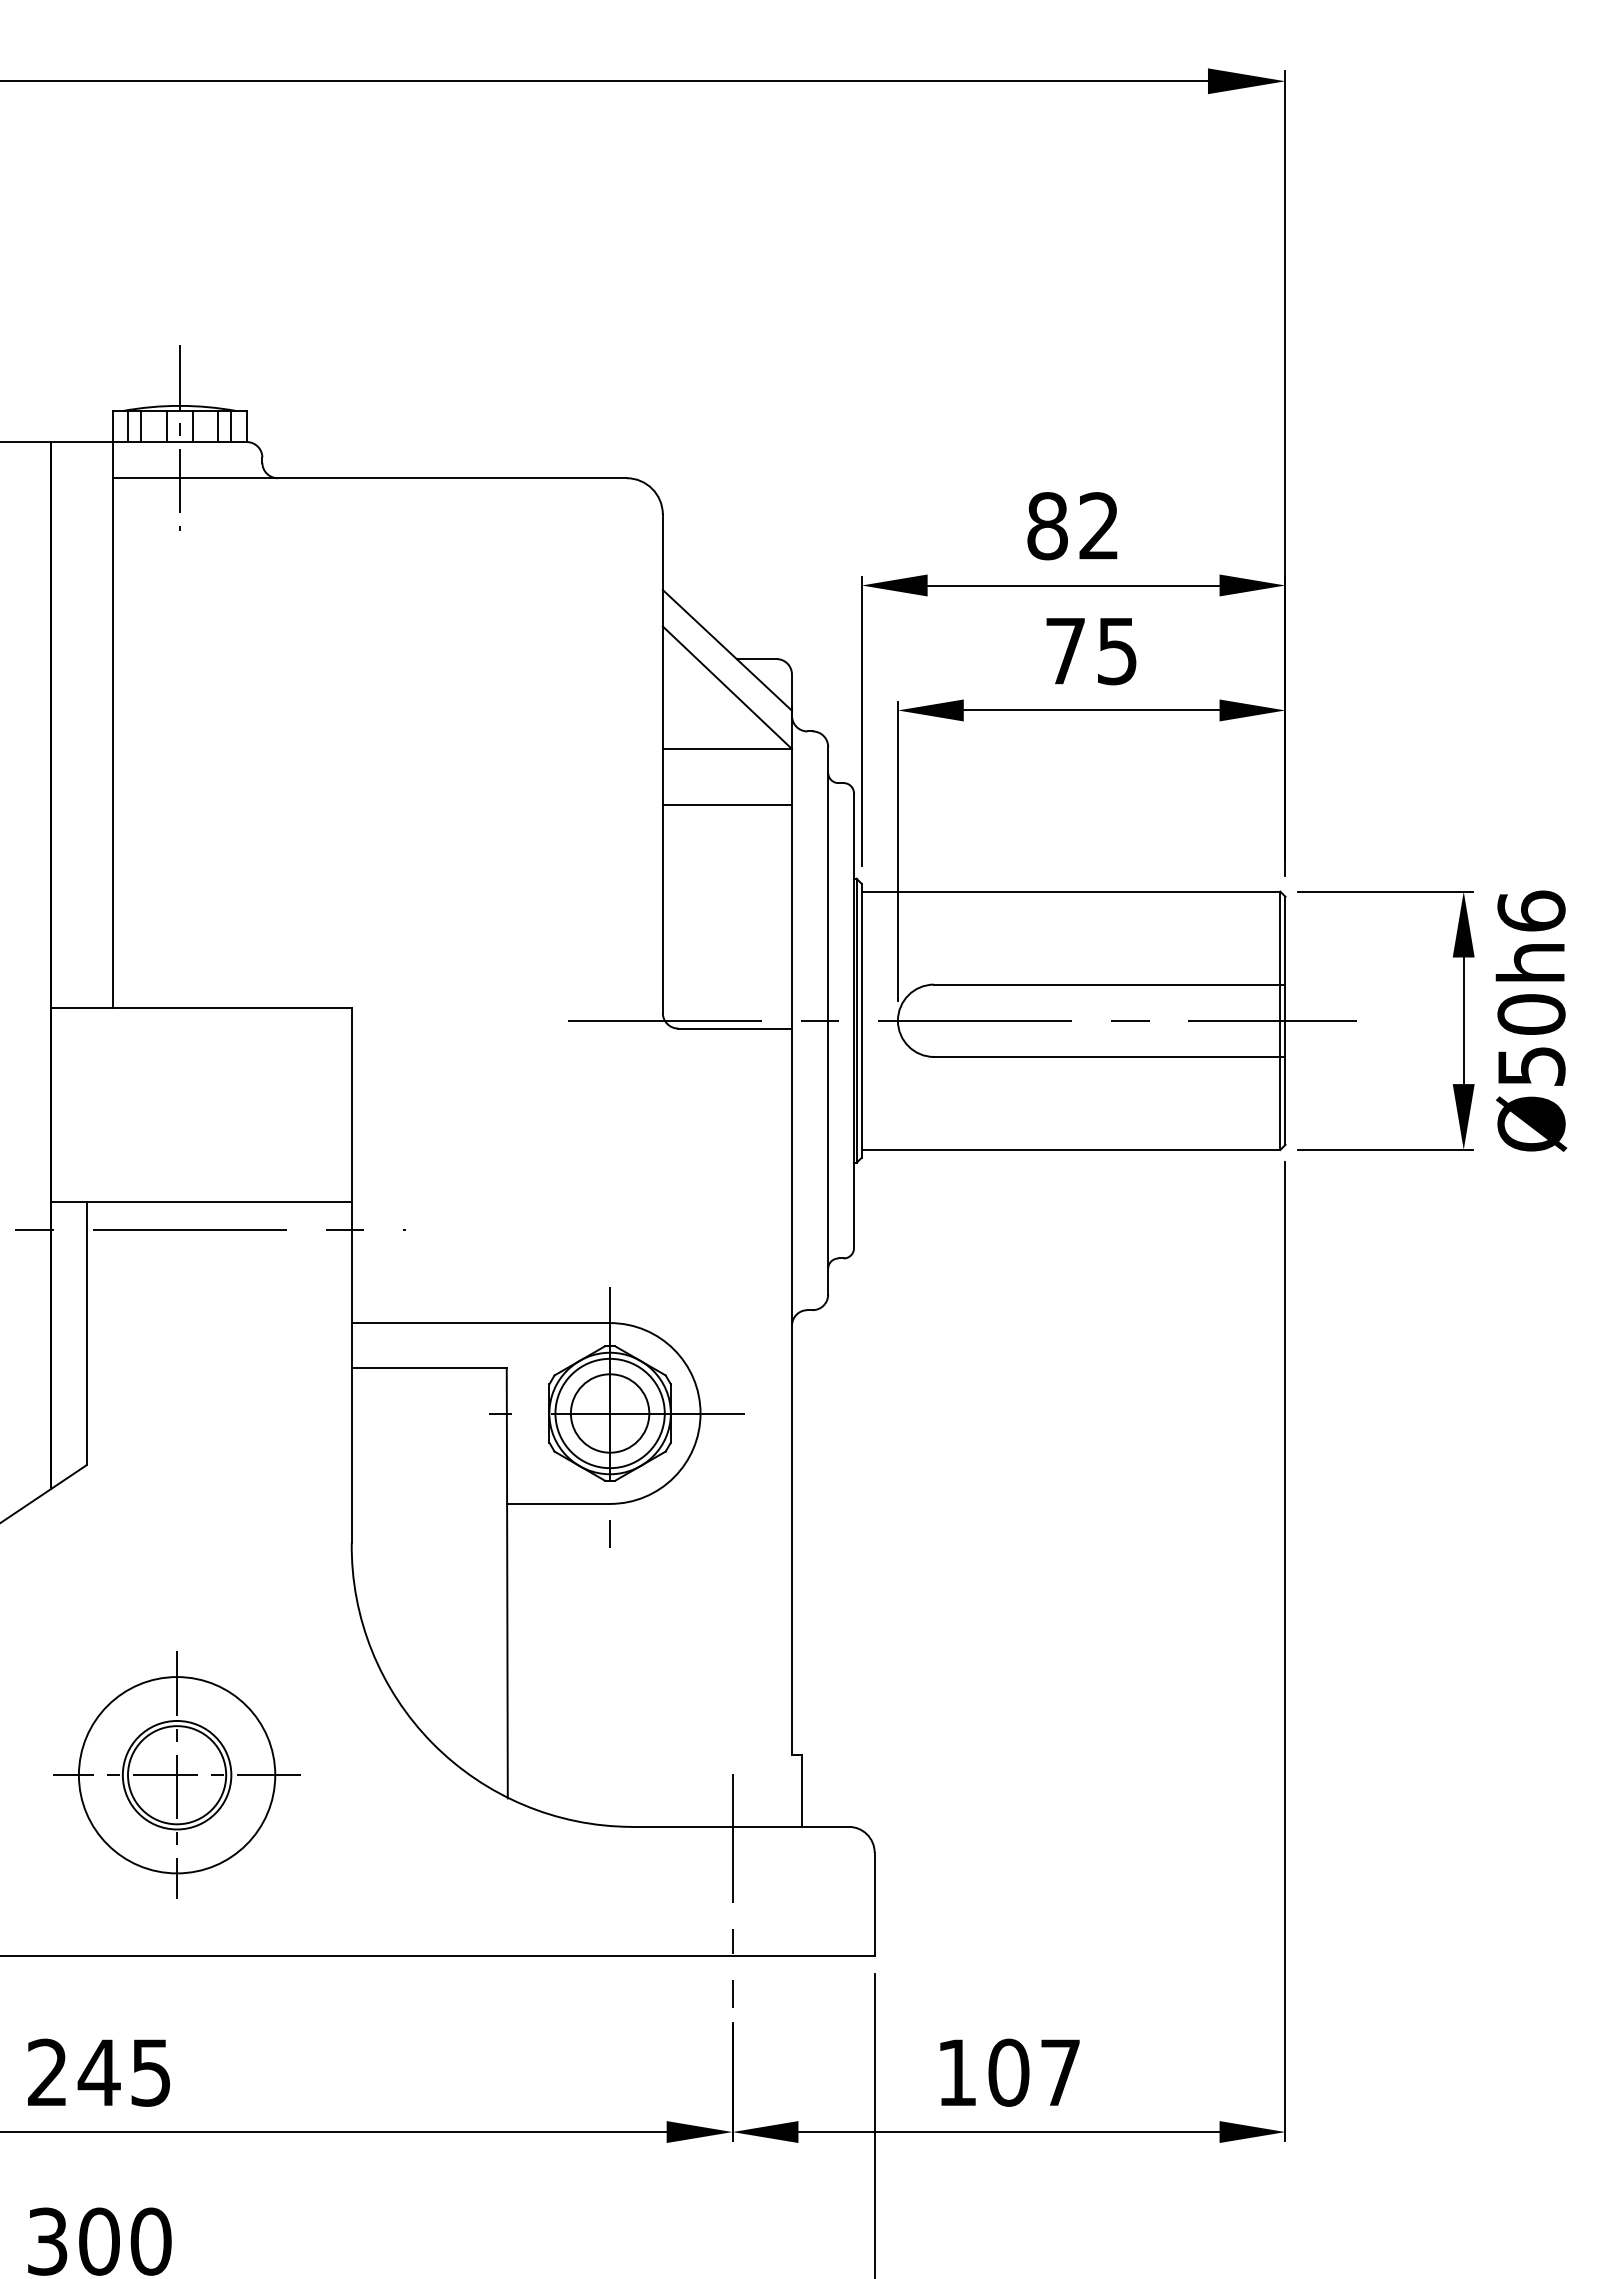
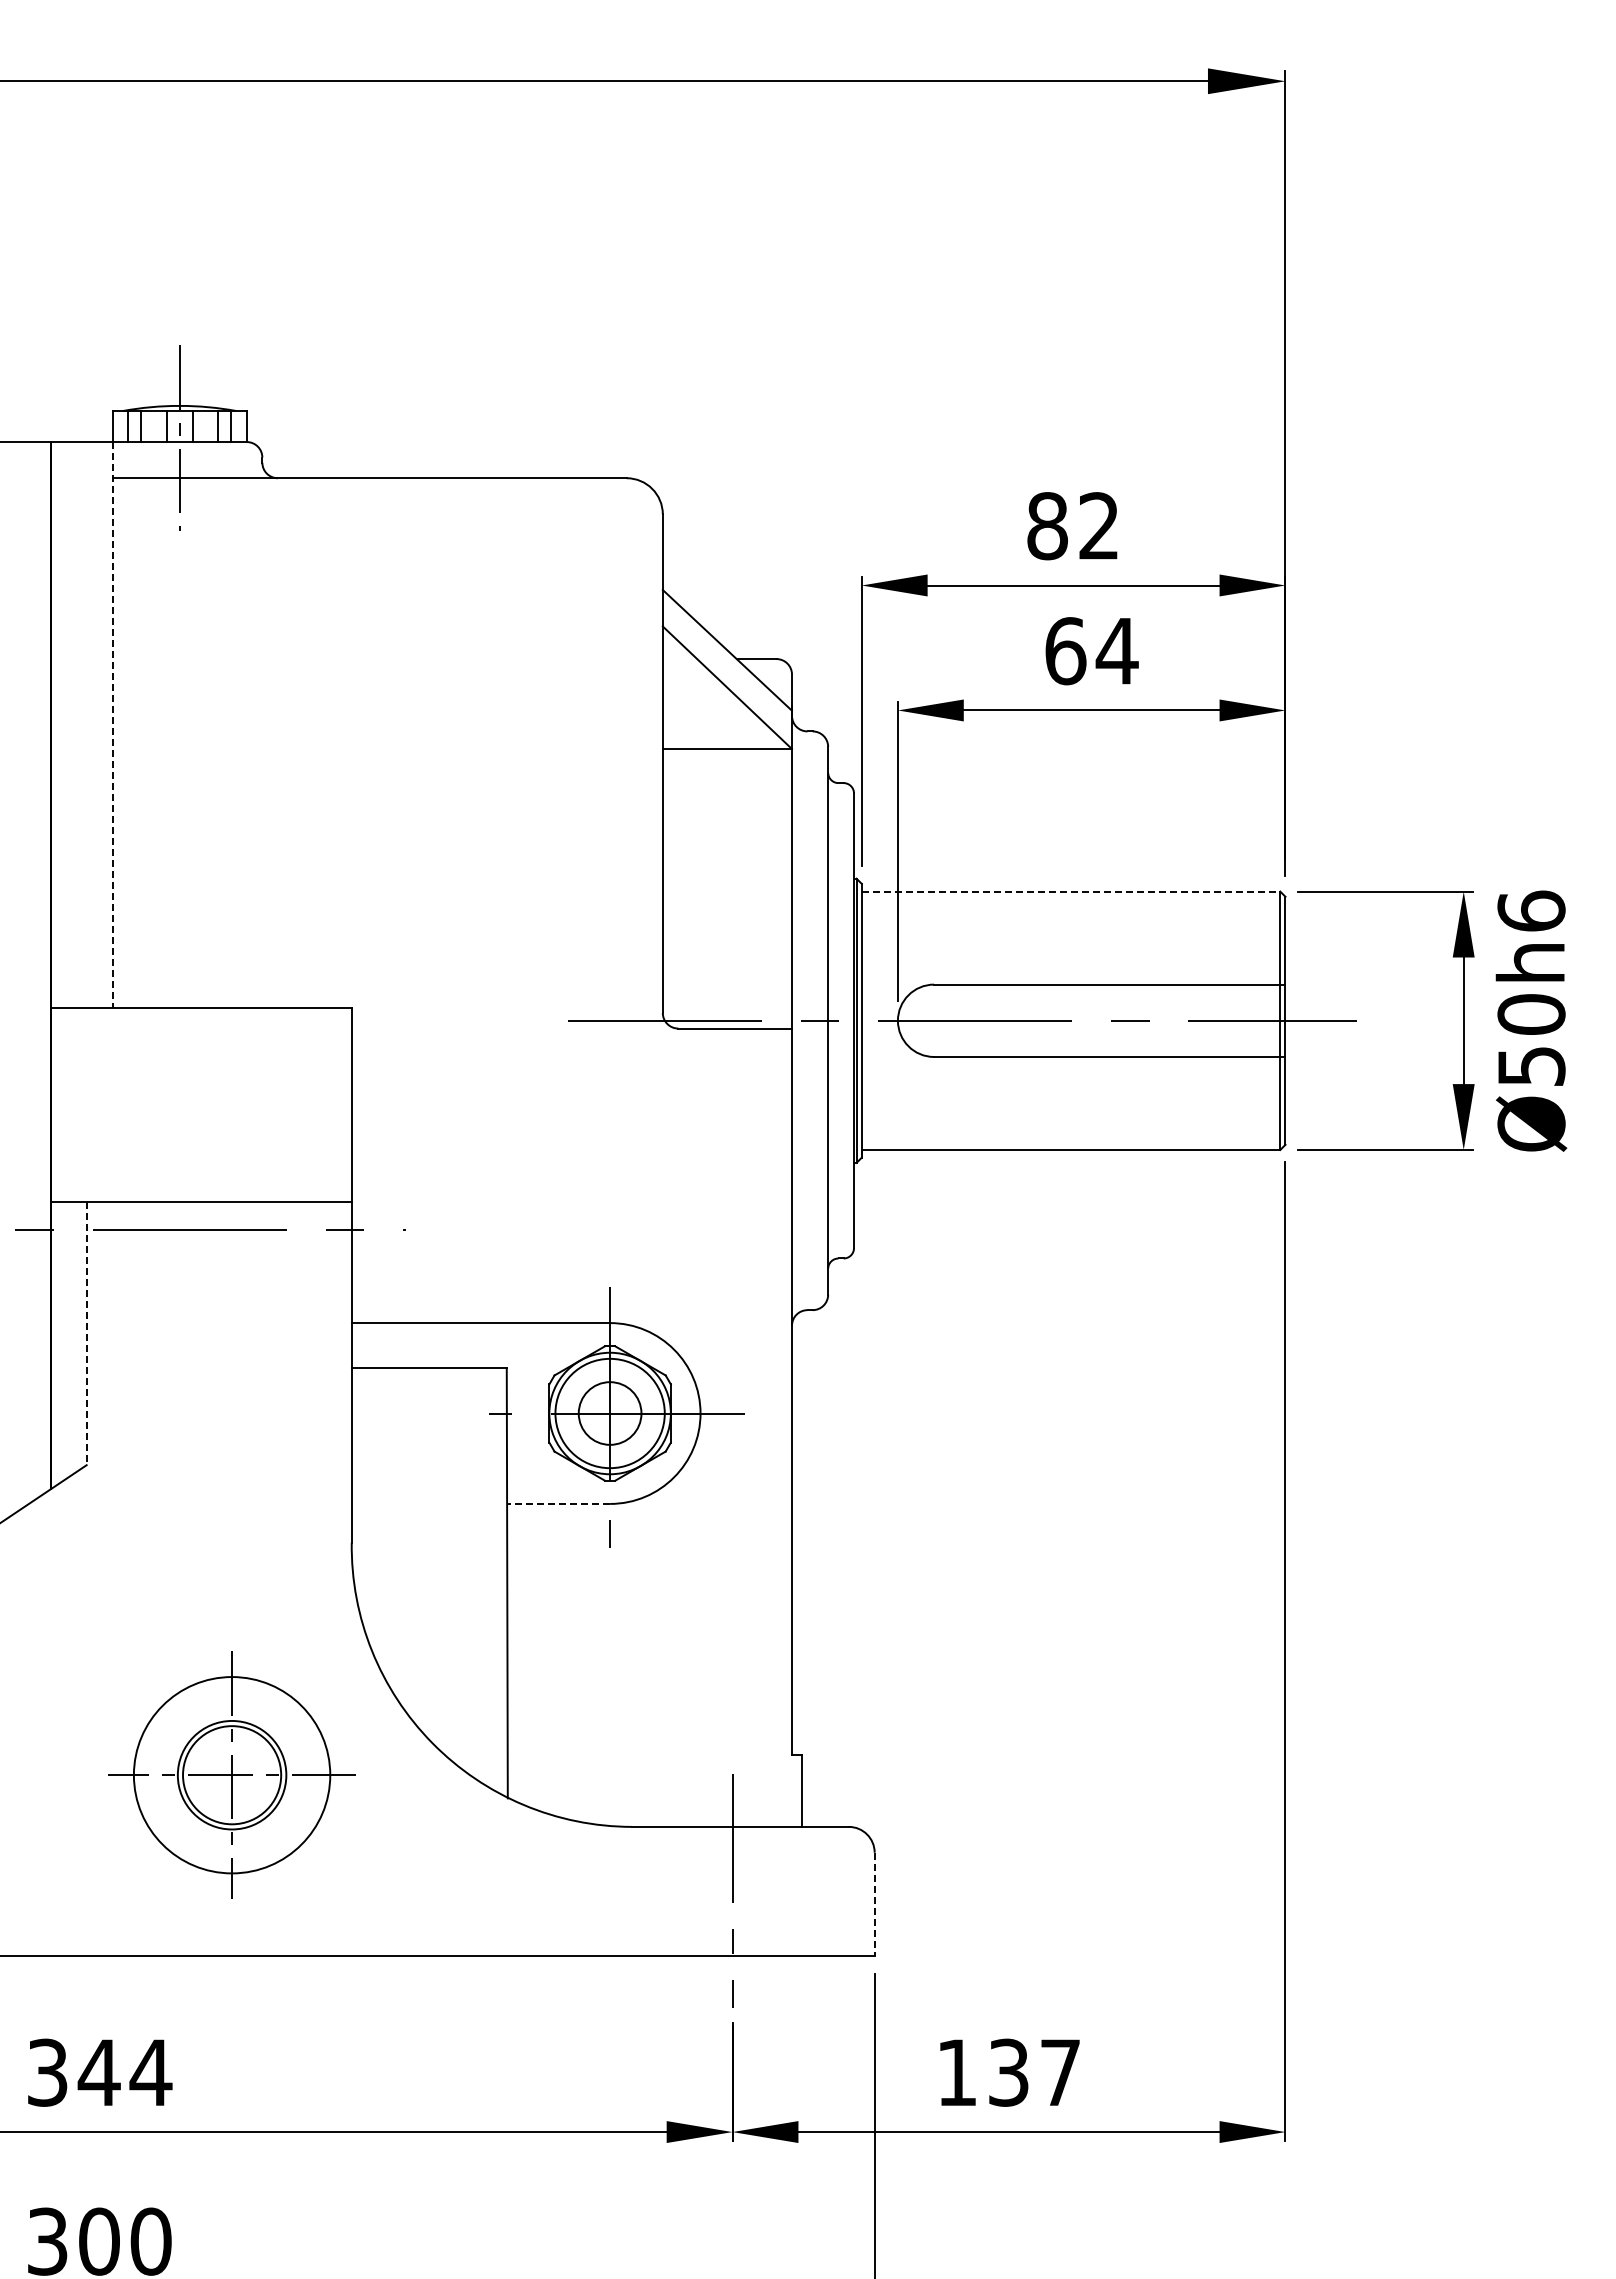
text: 75 -> 64 (1091, 651)
line: solid -> dashed (112, 724)
line: present -> none (727, 805)
line: solid -> dashed (1071, 891)
line: solid -> dashed (86, 1333)
circle diameter: 78 px -> 63 px (609, 1413)
line: solid -> dashed (558, 1503)
part position: (176, 1774) -> (231, 1774) (231, 1774)
line: solid -> dashed (874, 1904)
text: 245 -> 344 (100, 2072)
text: 107 -> 137 (1008, 2072)
